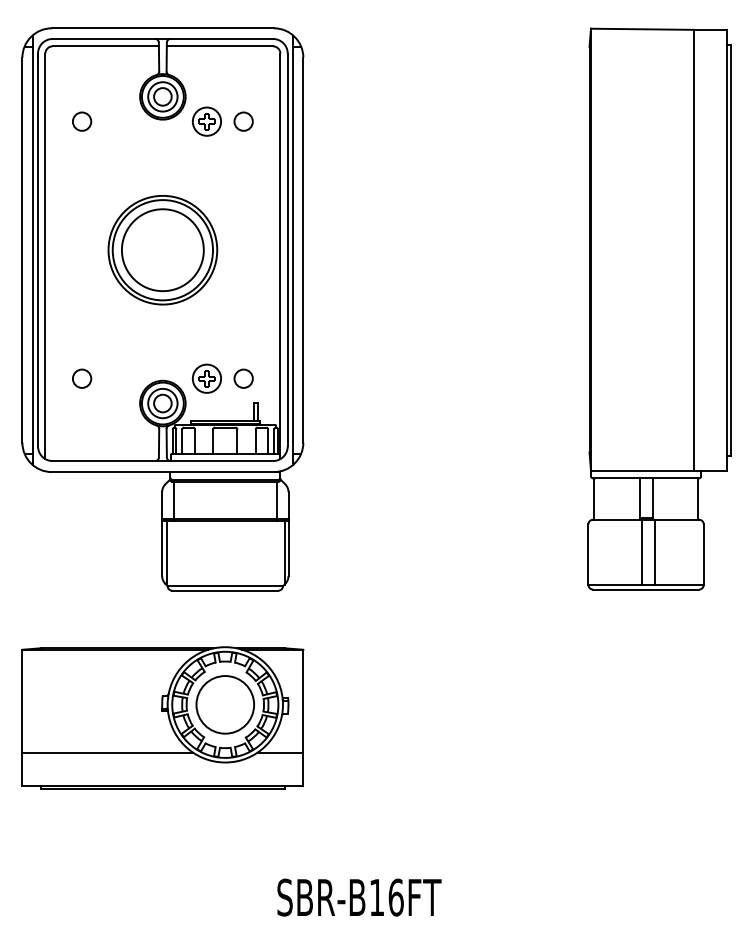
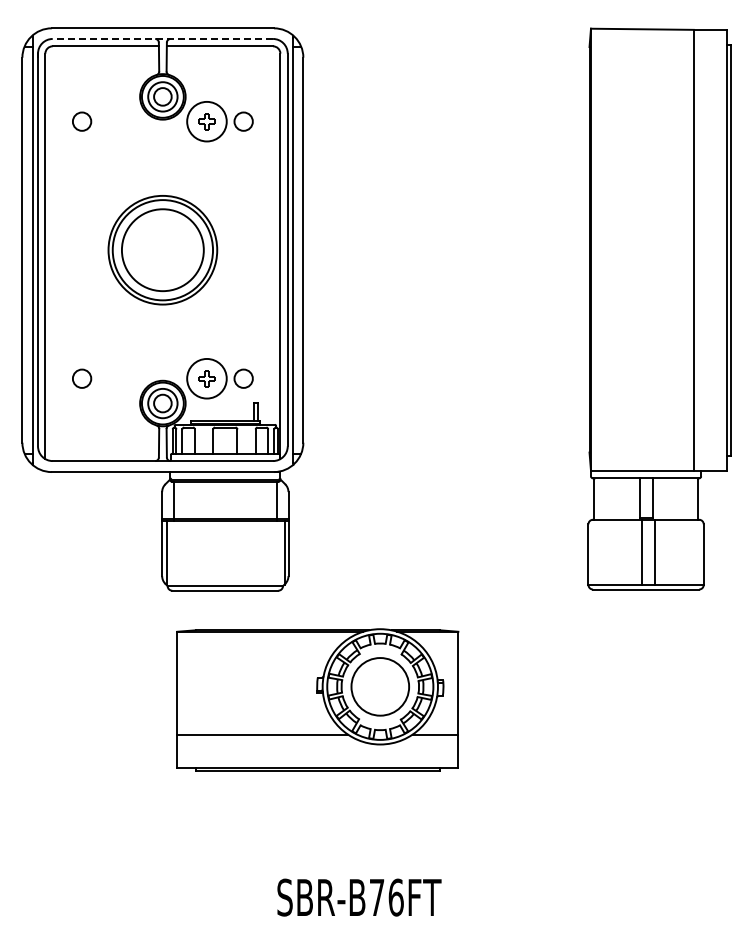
line: solid -> dashed (162, 38)
circle diameter: 28 px -> 40 px (206, 121)
circle diameter: 28 px -> 40 px (206, 378)
part position: (162, 717) -> (317, 699) (317, 699)
text: SBR-B16FT -> SBR-B76FT (377, 897)
